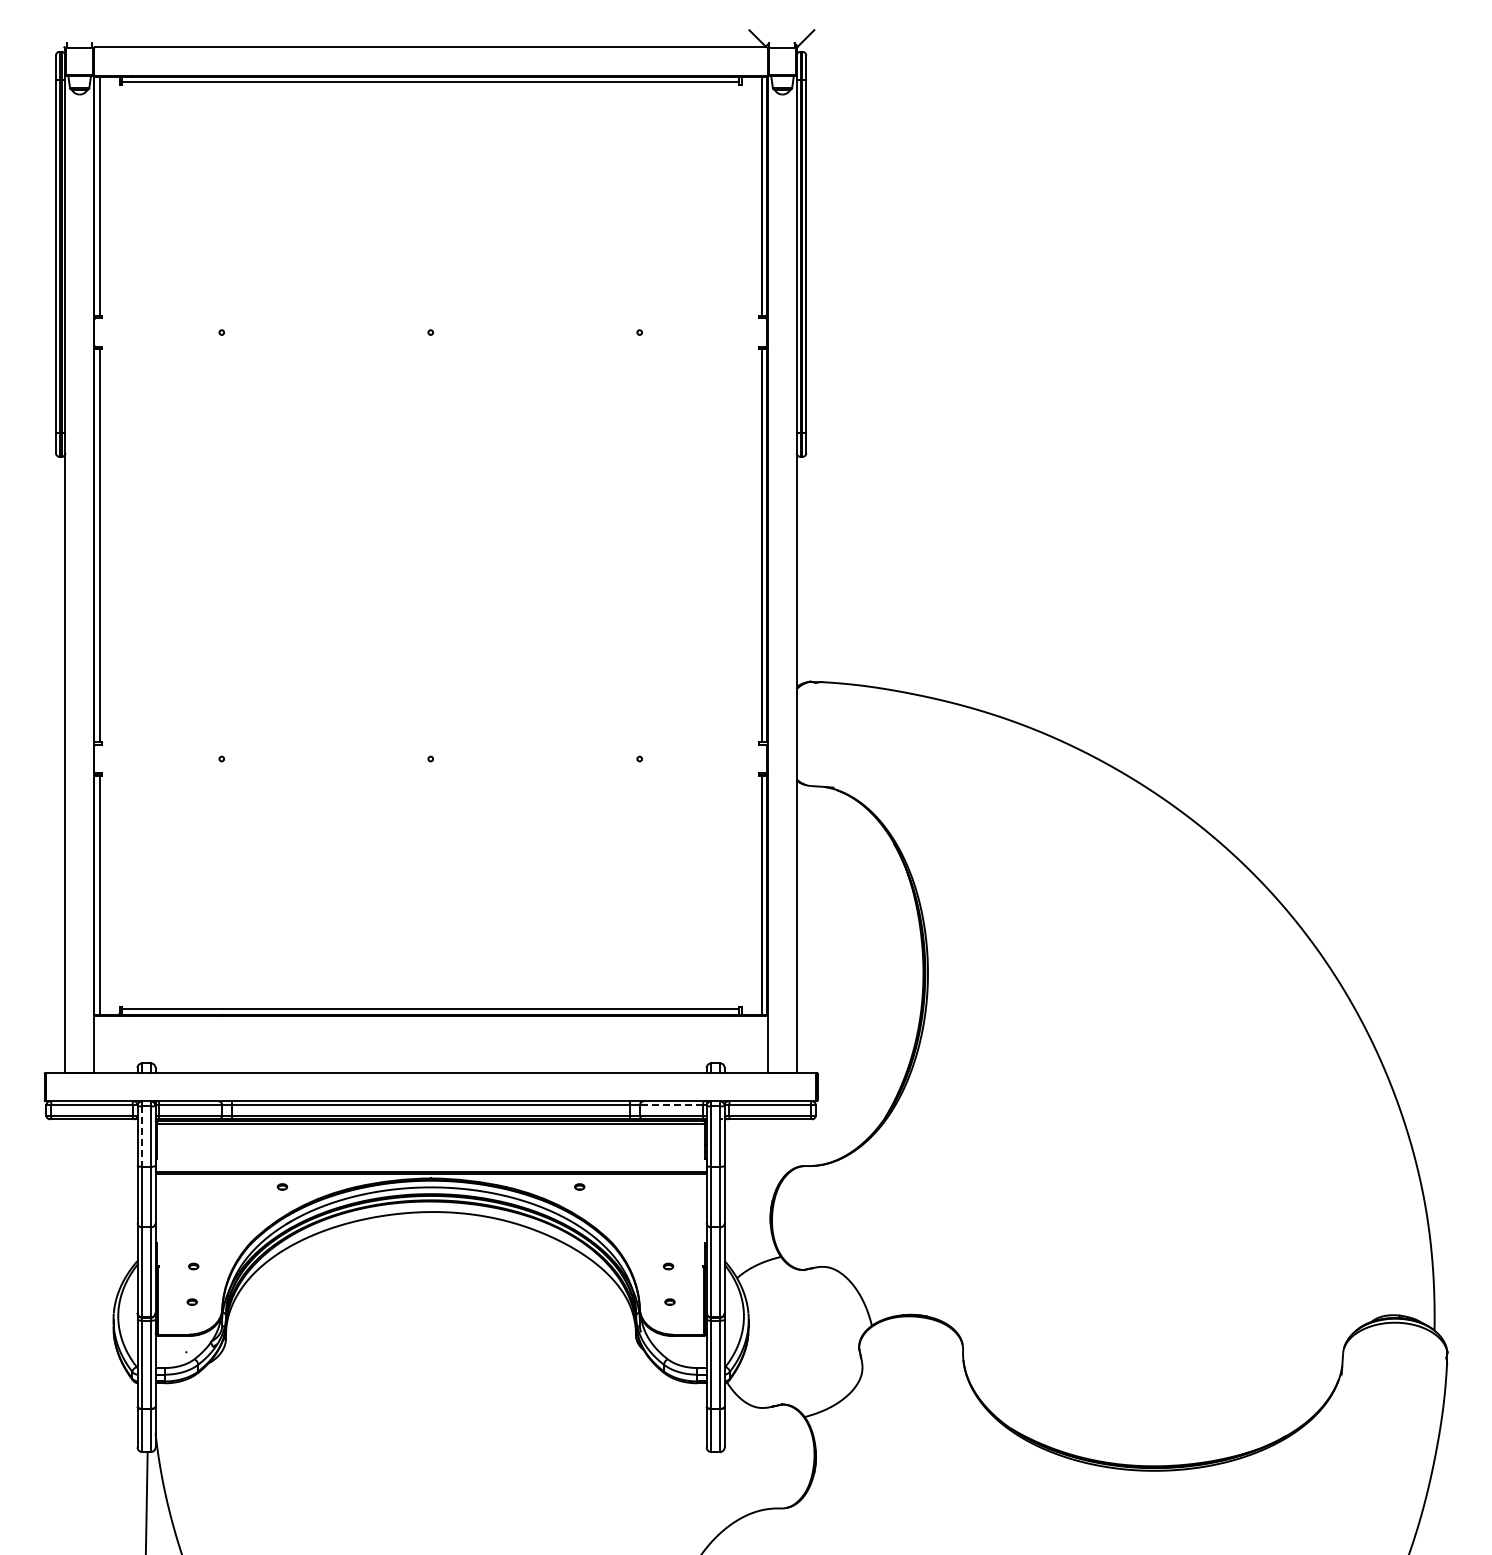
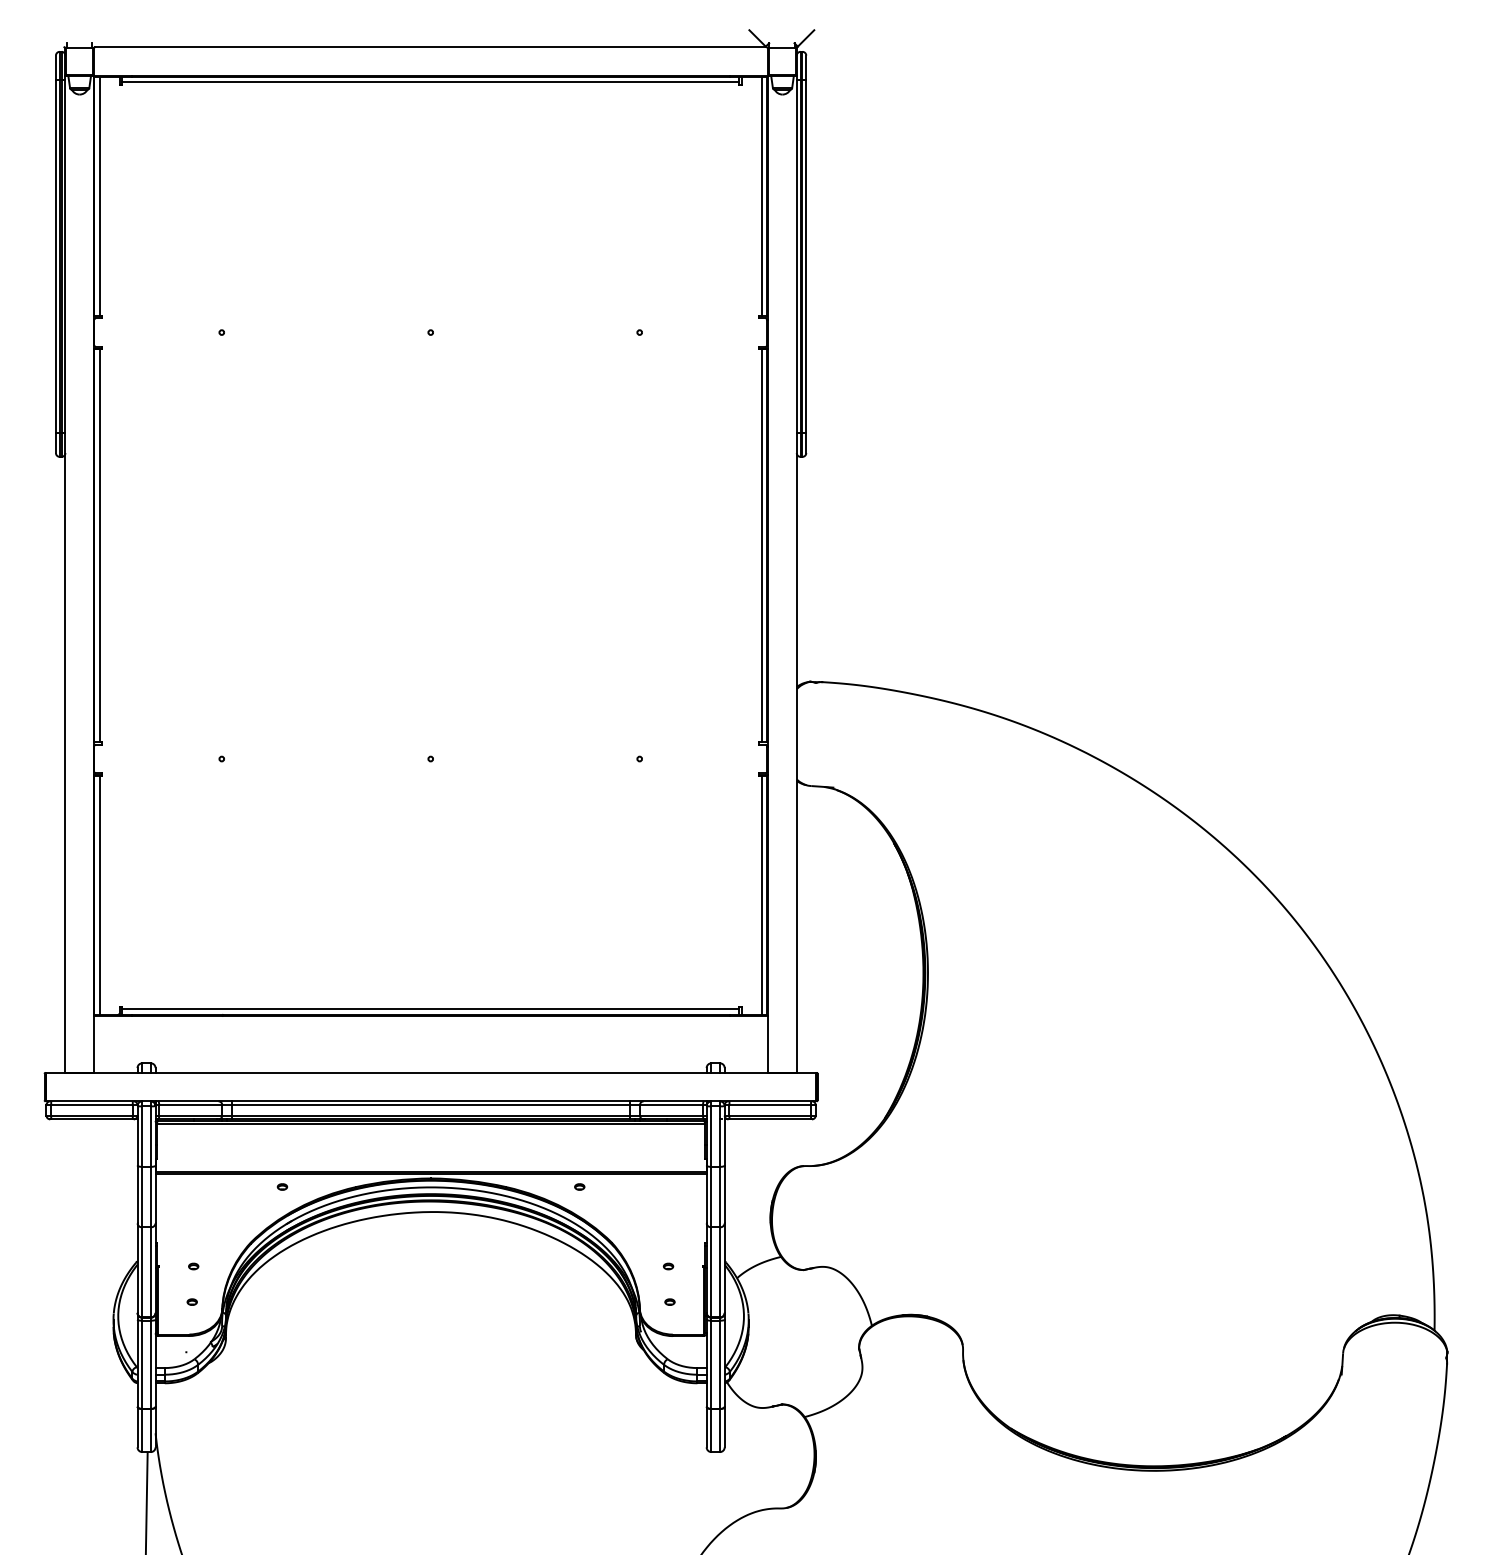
line: dashed -> solid (671, 1105)
line: dashed -> solid (142, 1137)
